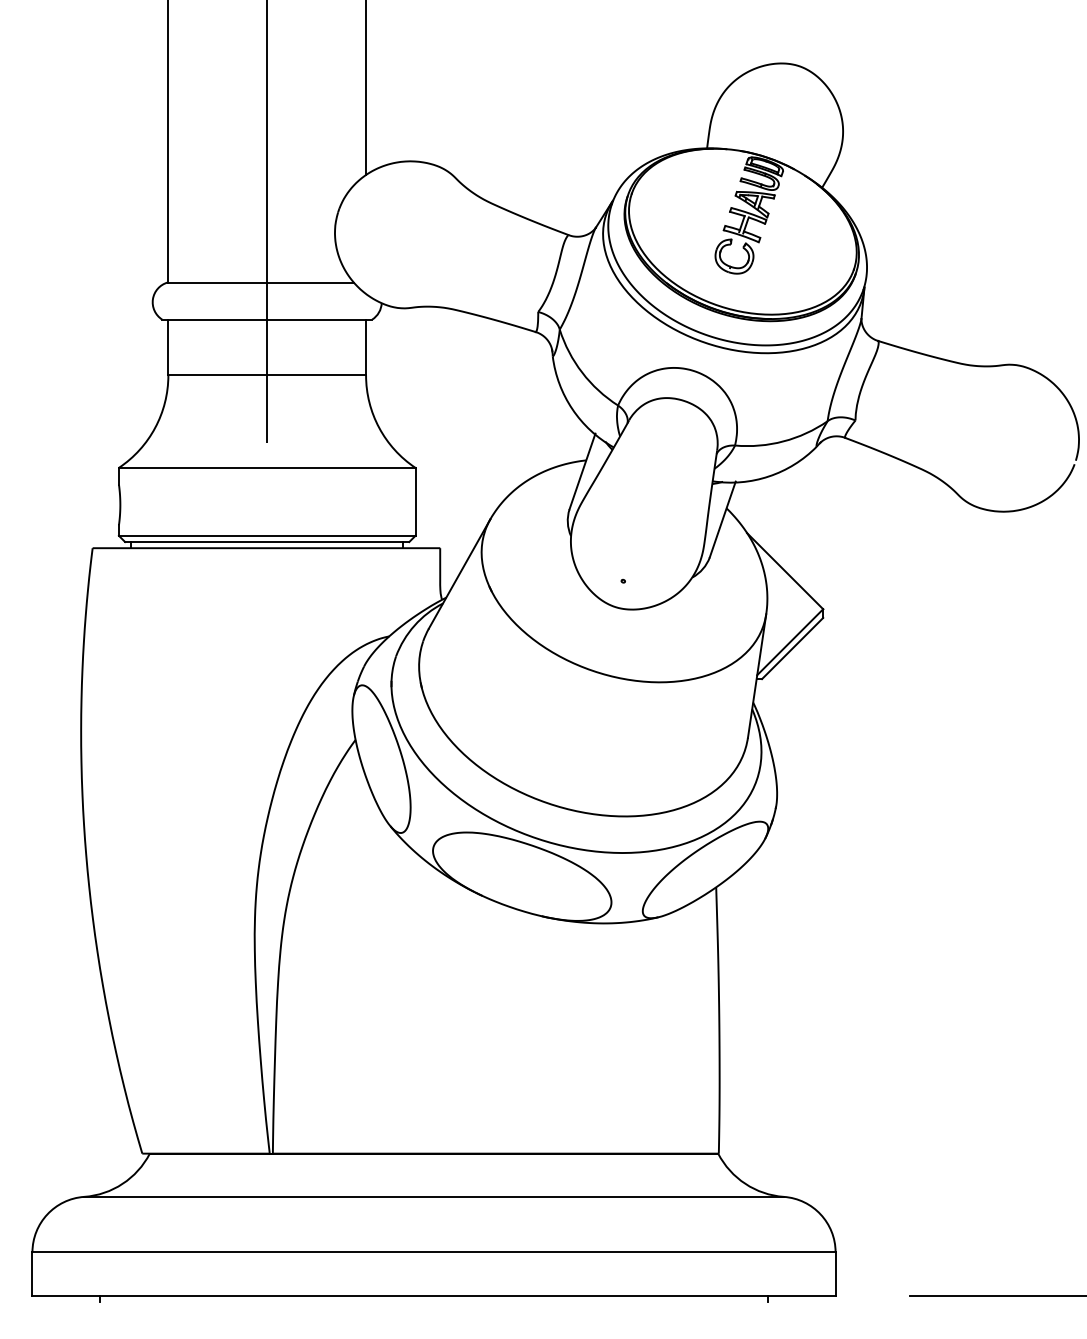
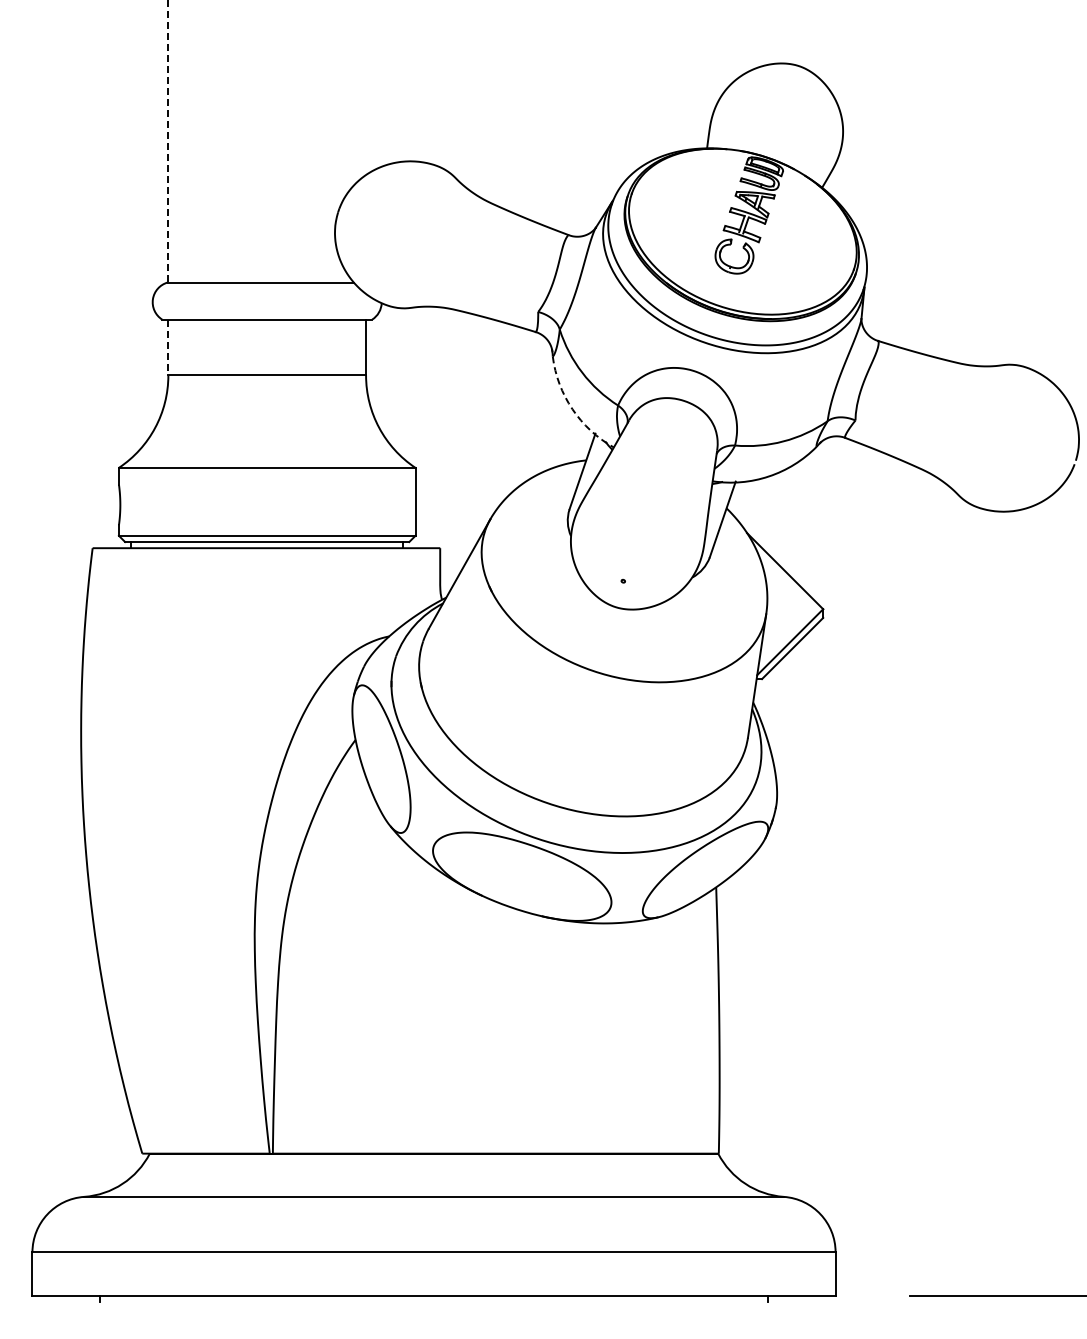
line: present -> none (366, 88)
line: solid -> dashed (168, 141)
line: present -> none (267, 222)
line: solid -> dashed (168, 347)
arc: solid -> dashed (572, 409)
